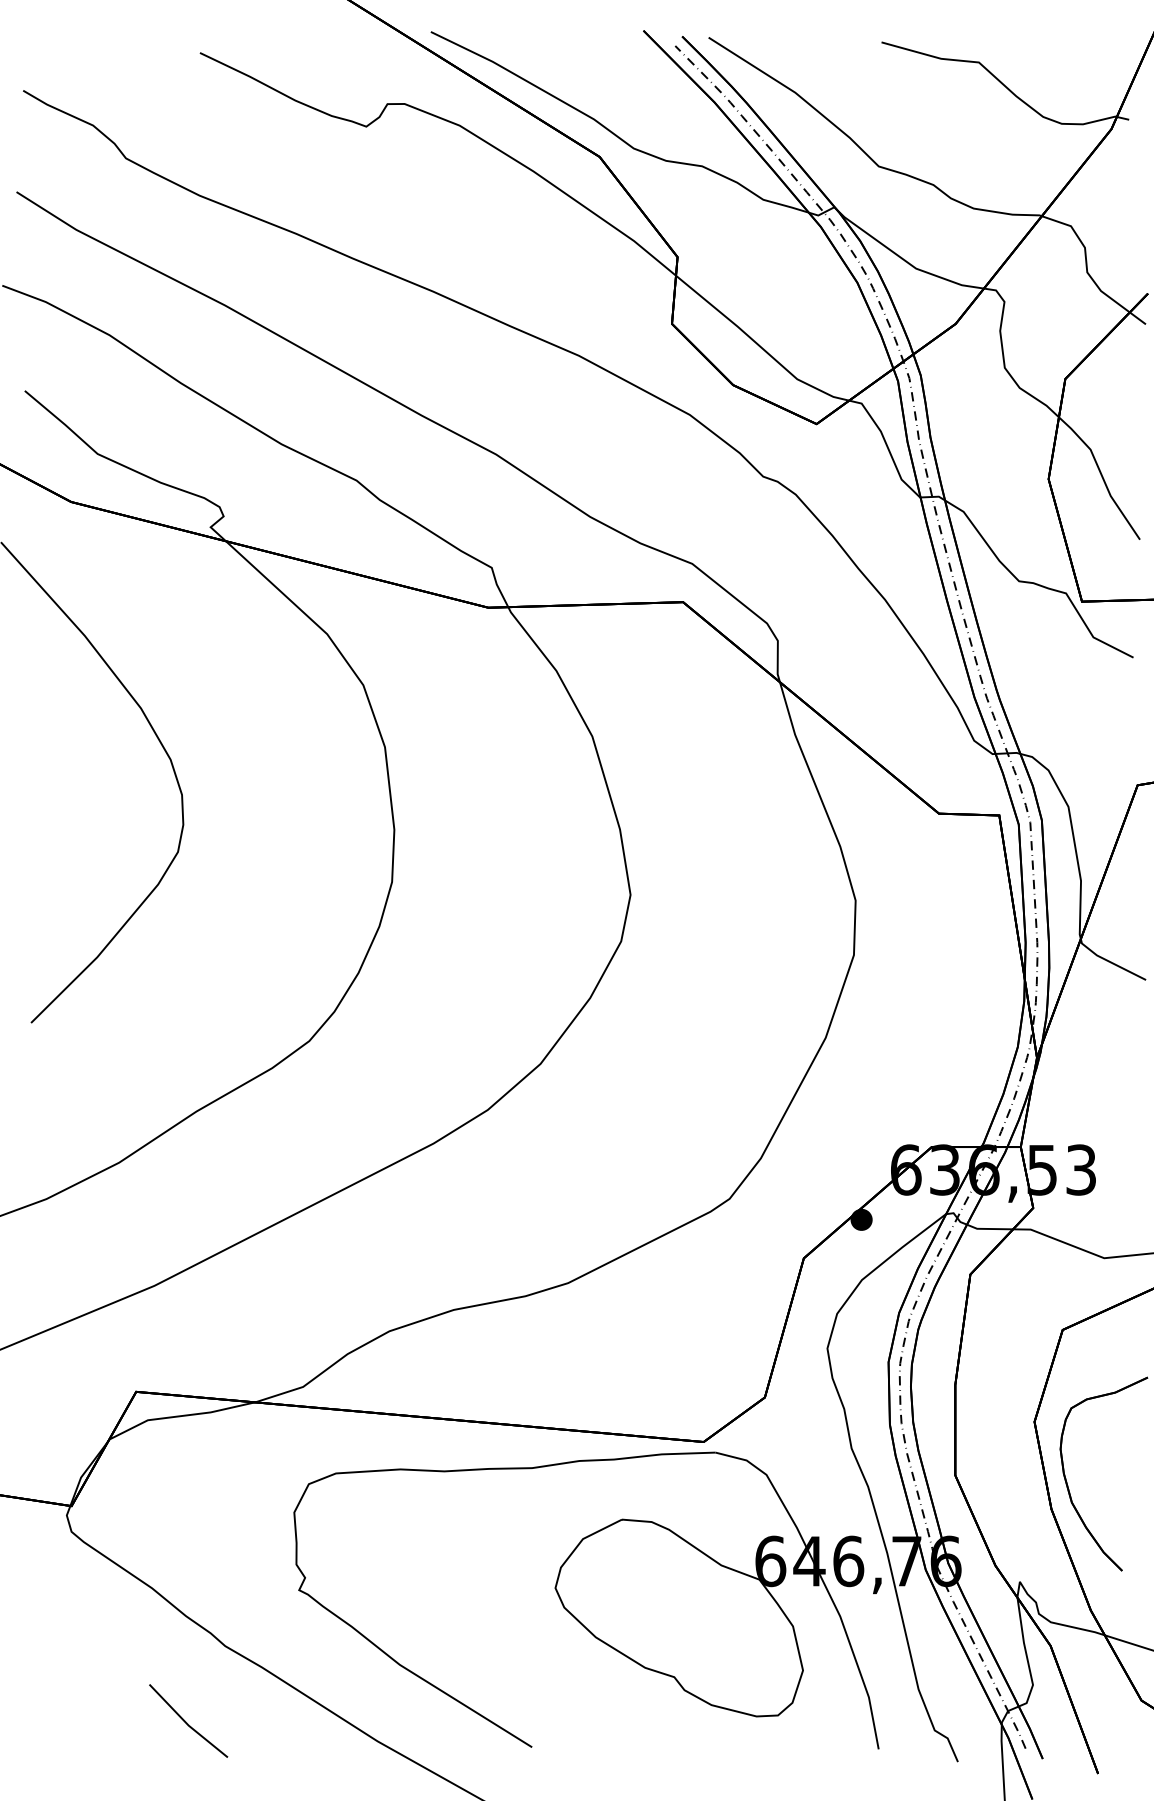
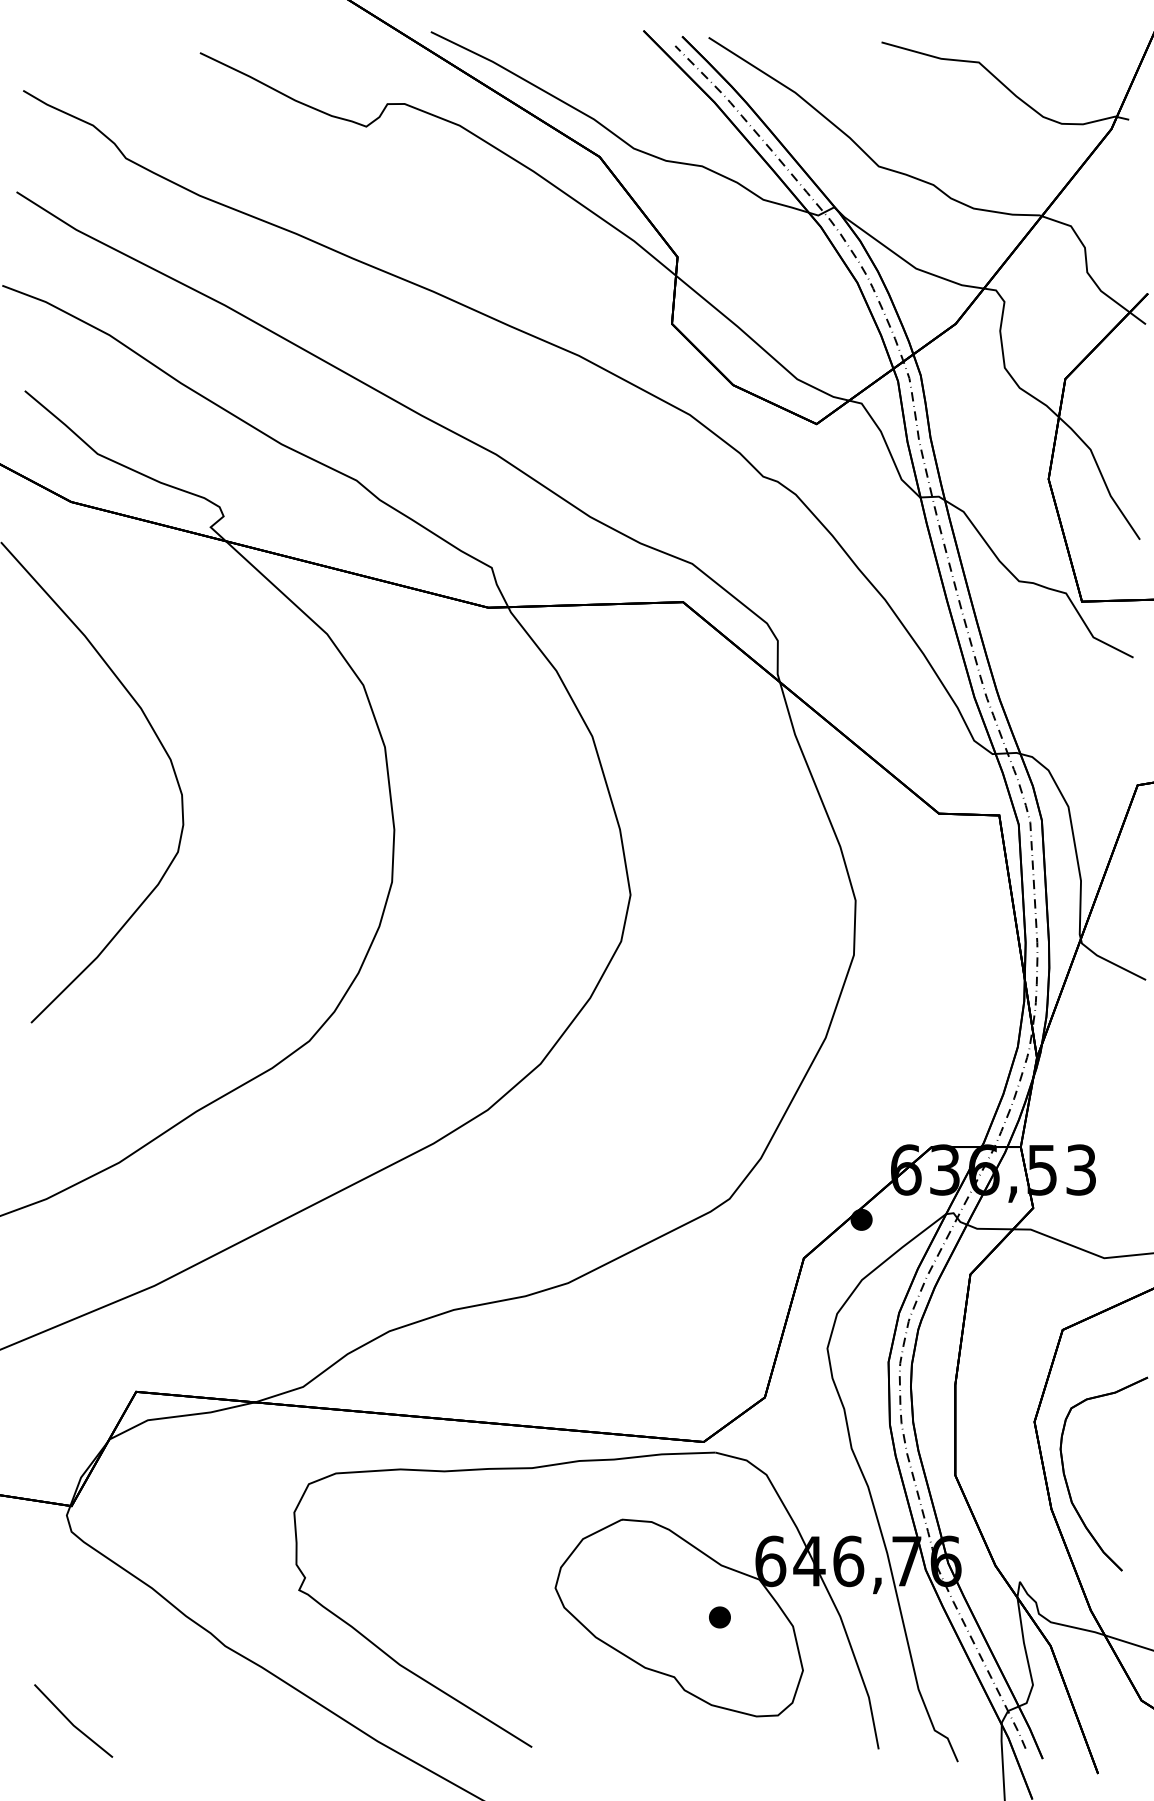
part: none -> present (719, 1617)
line position: (186, 1721) -> (71, 1721) (71, 1721)
